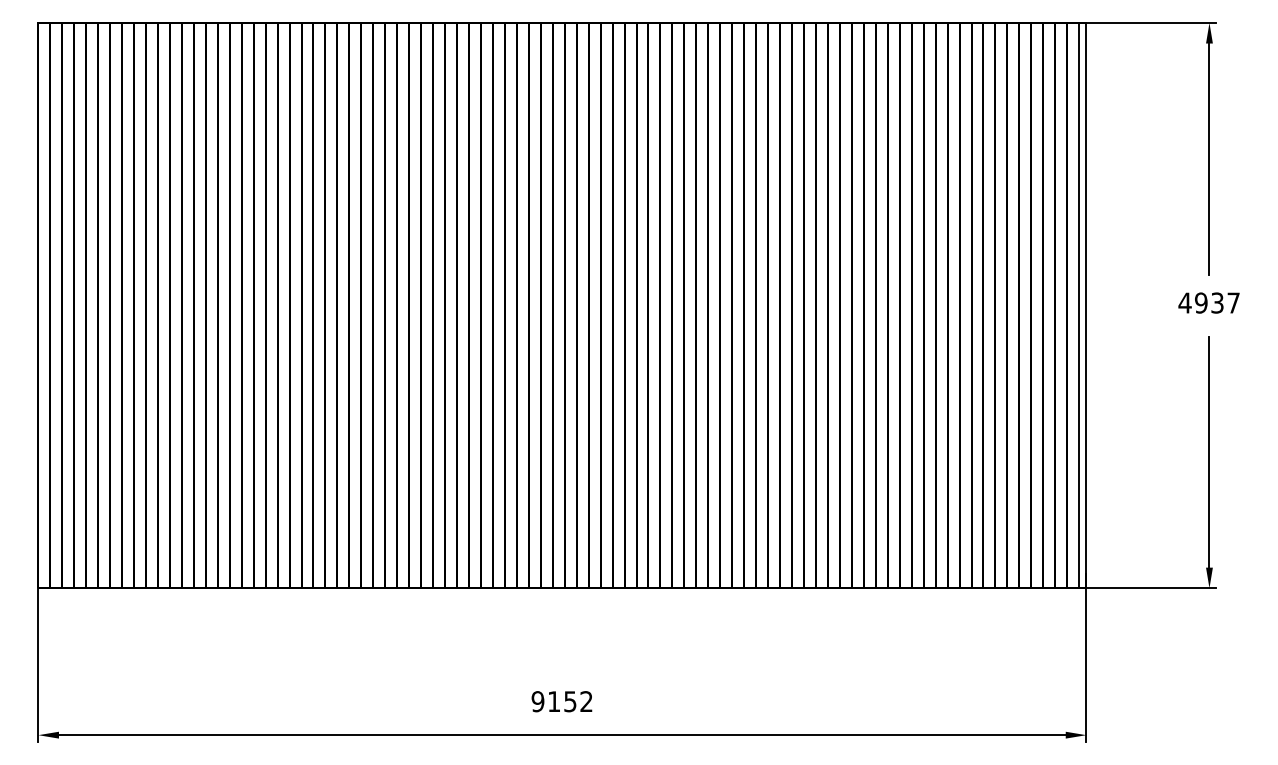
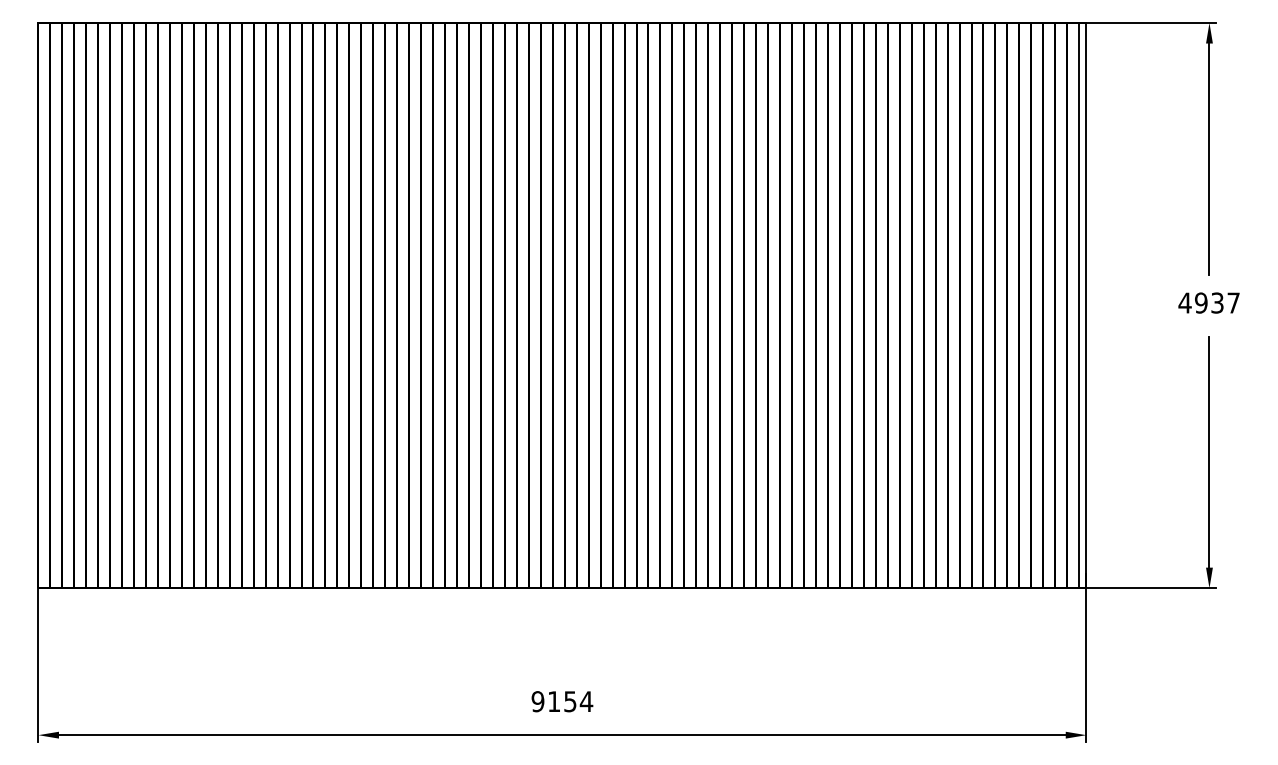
text: 9152 -> 9154 (586, 701)
